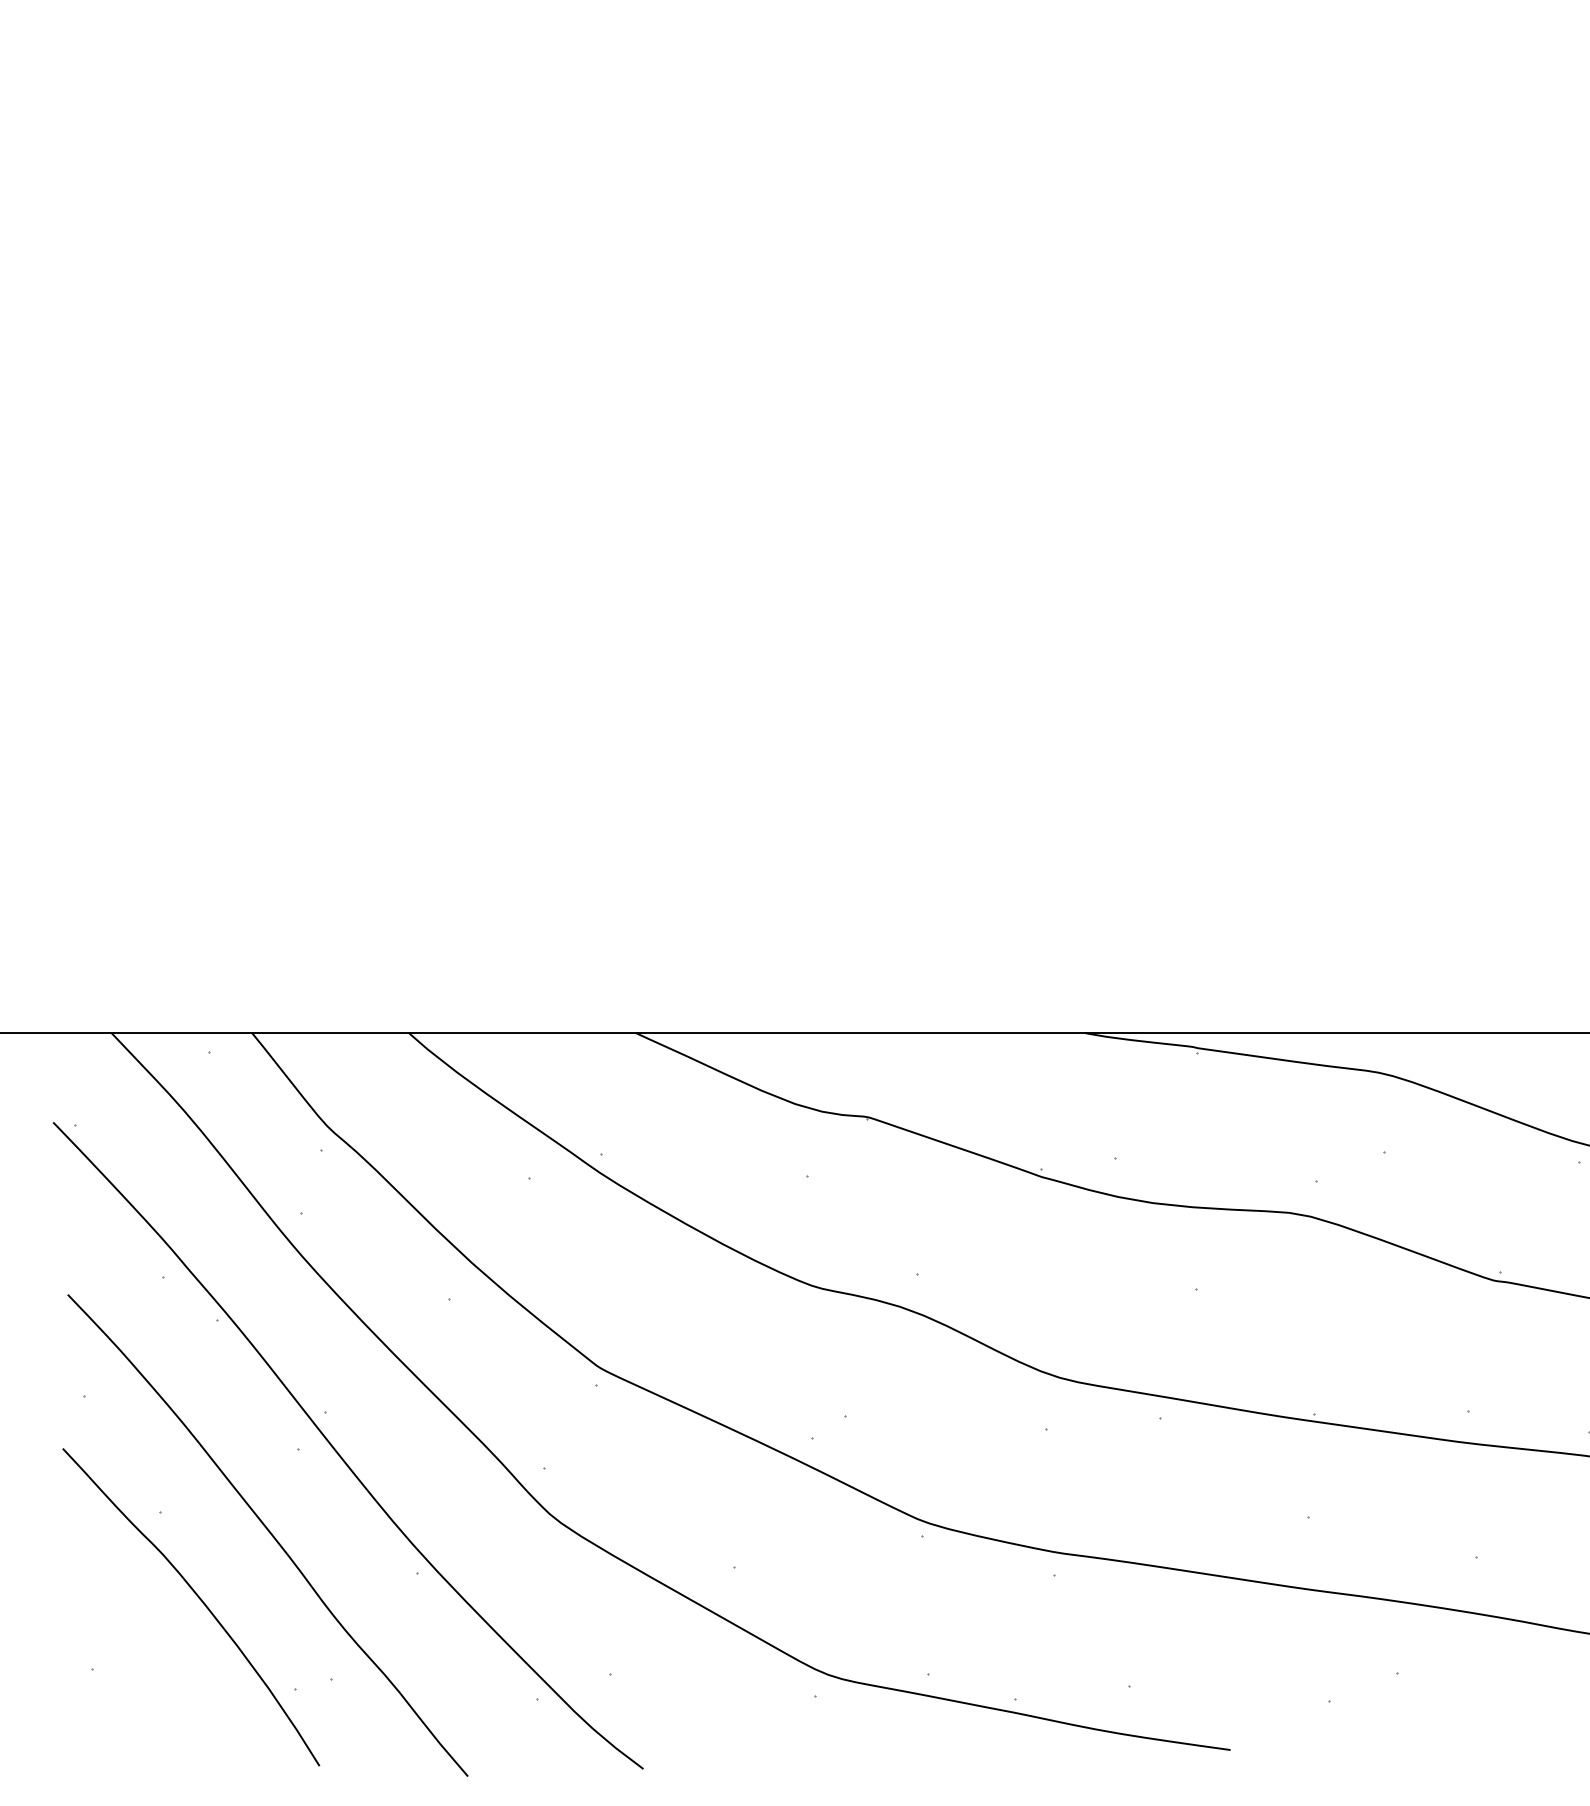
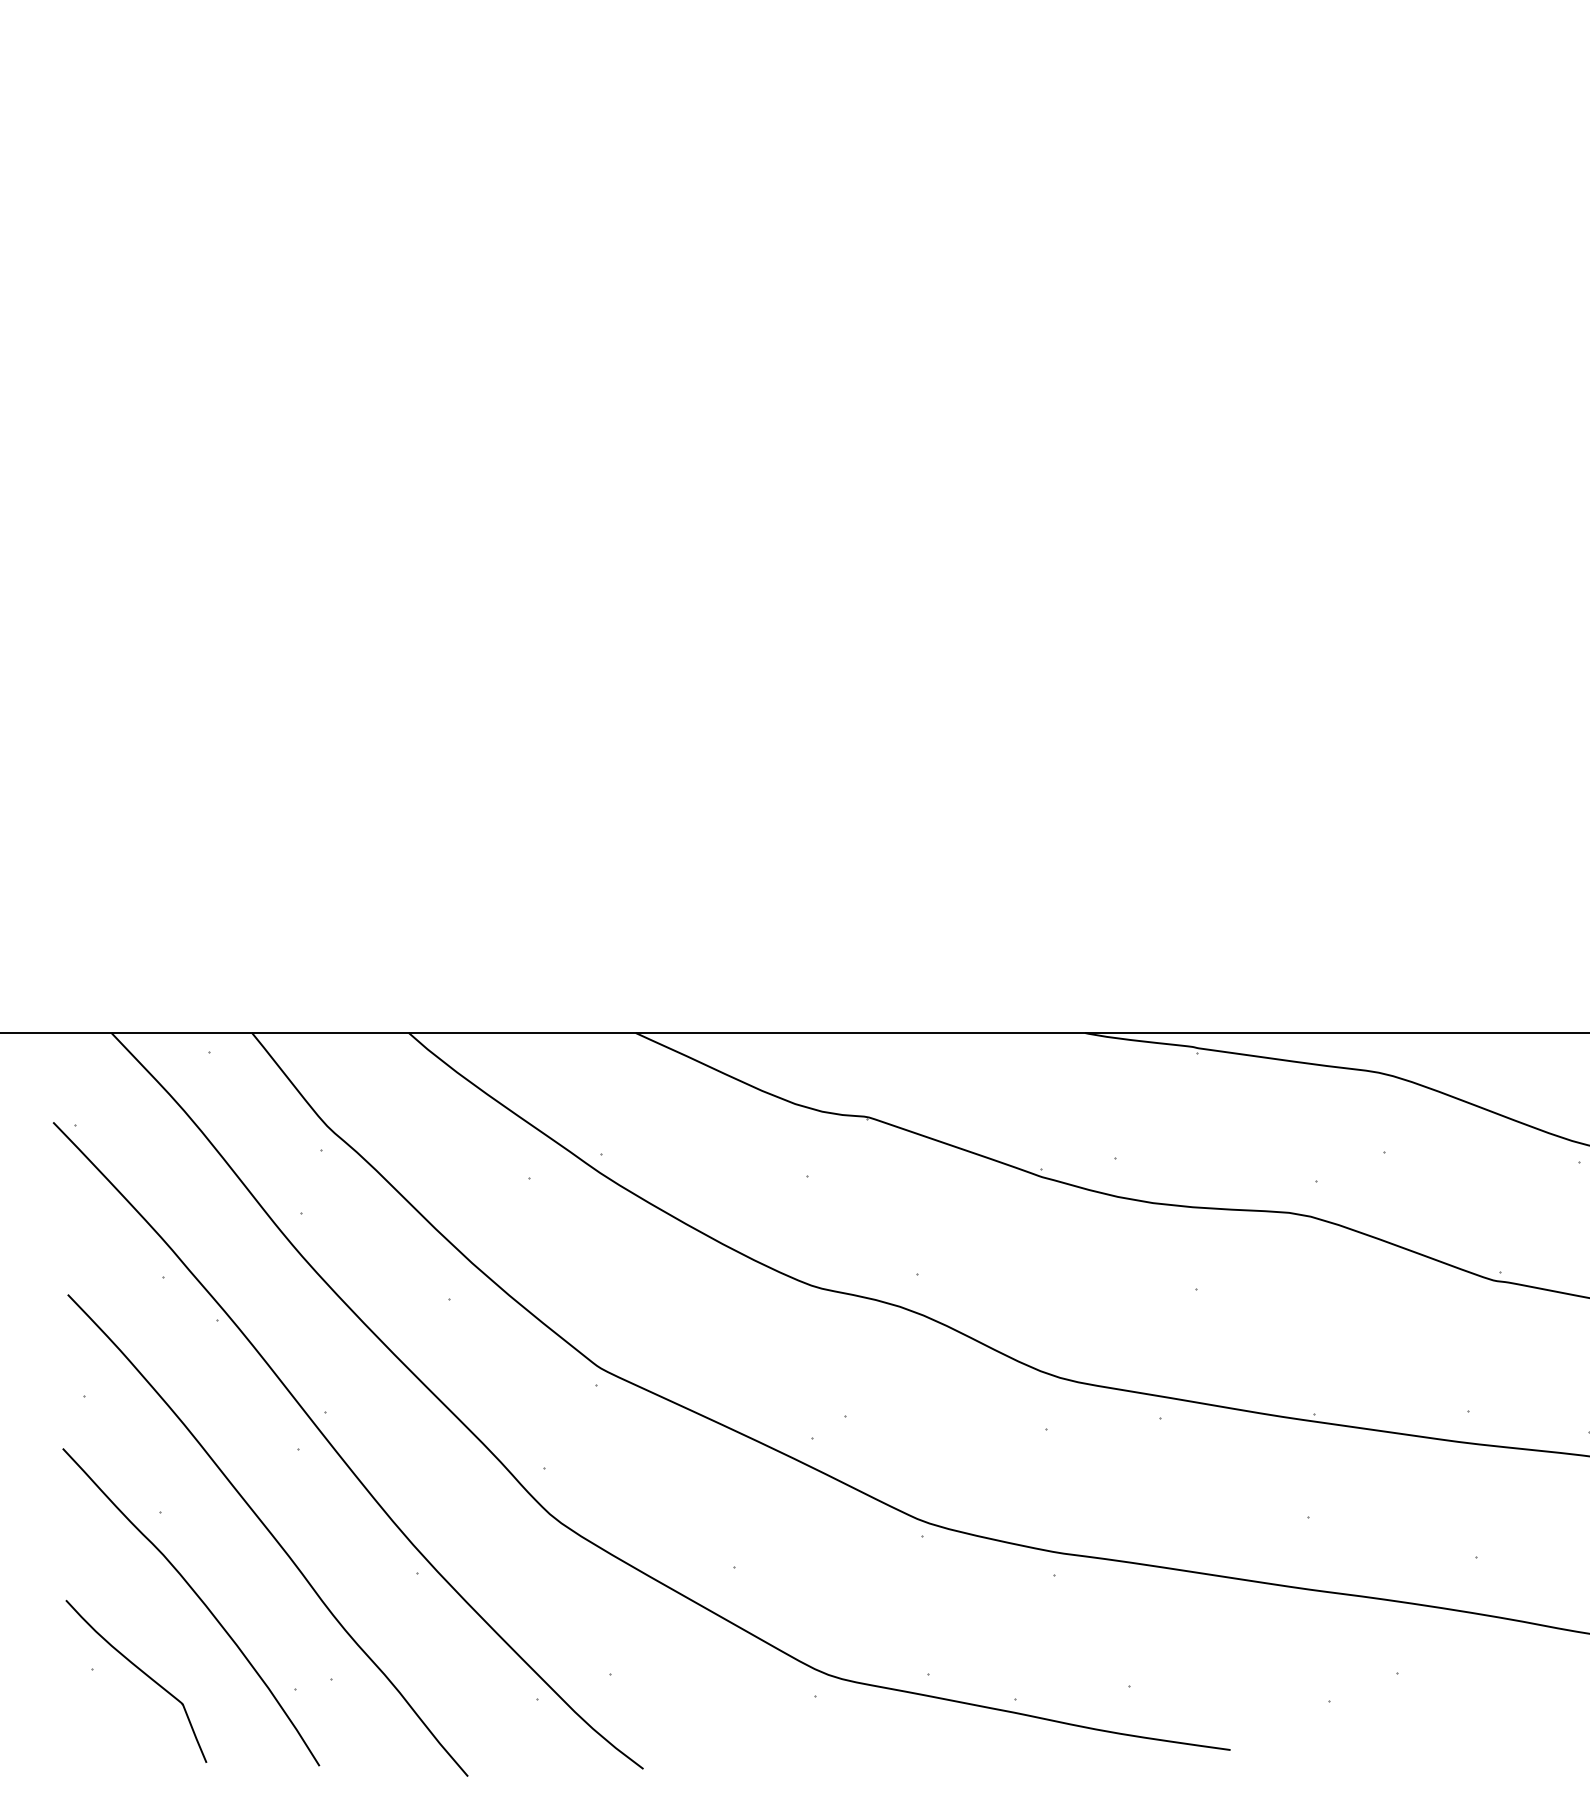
part: none -> present (140, 1671)
